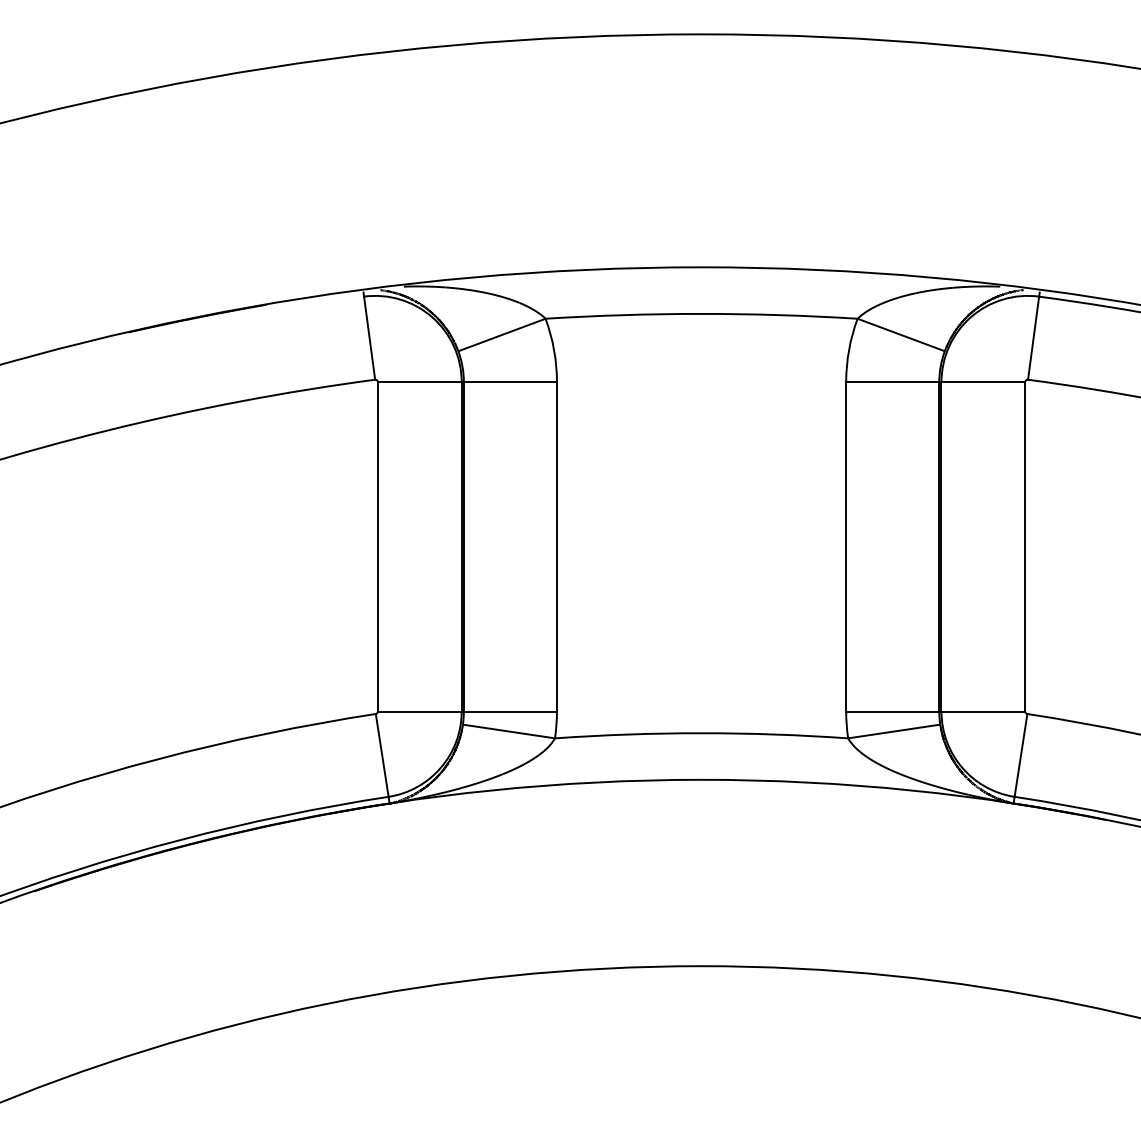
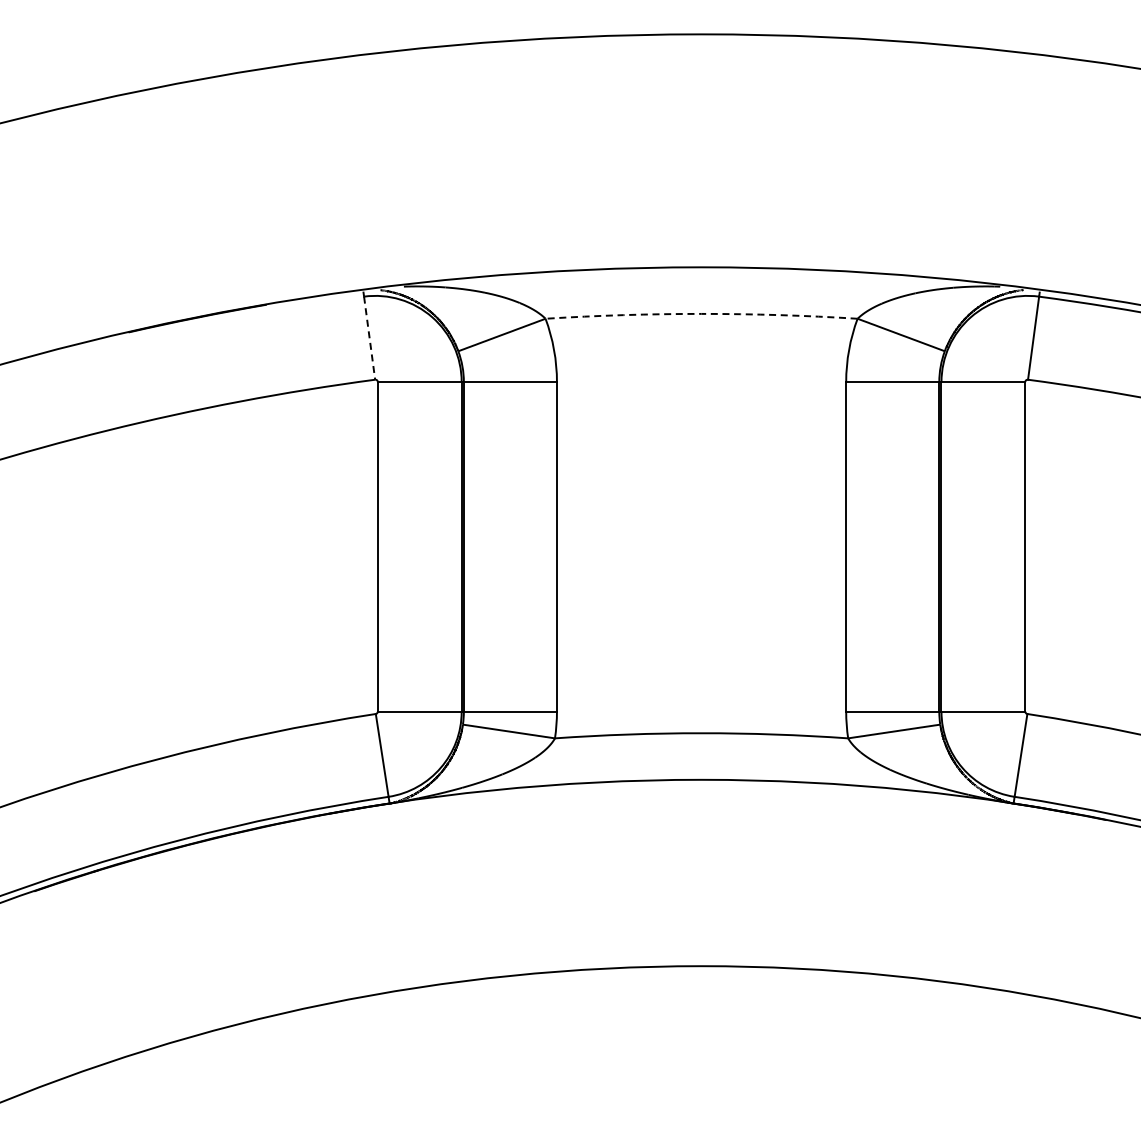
arc: solid -> dashed (701, 313)
line: solid -> dashed (369, 338)
